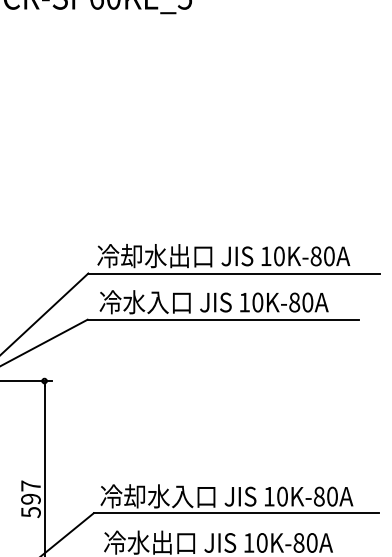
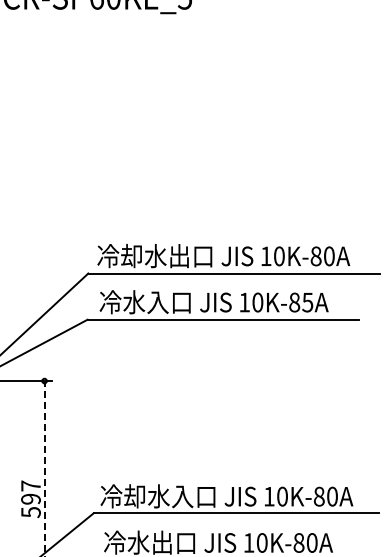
text: 10K-80A -> 10K-85A (307, 302)
line: solid -> dashed (44, 470)
